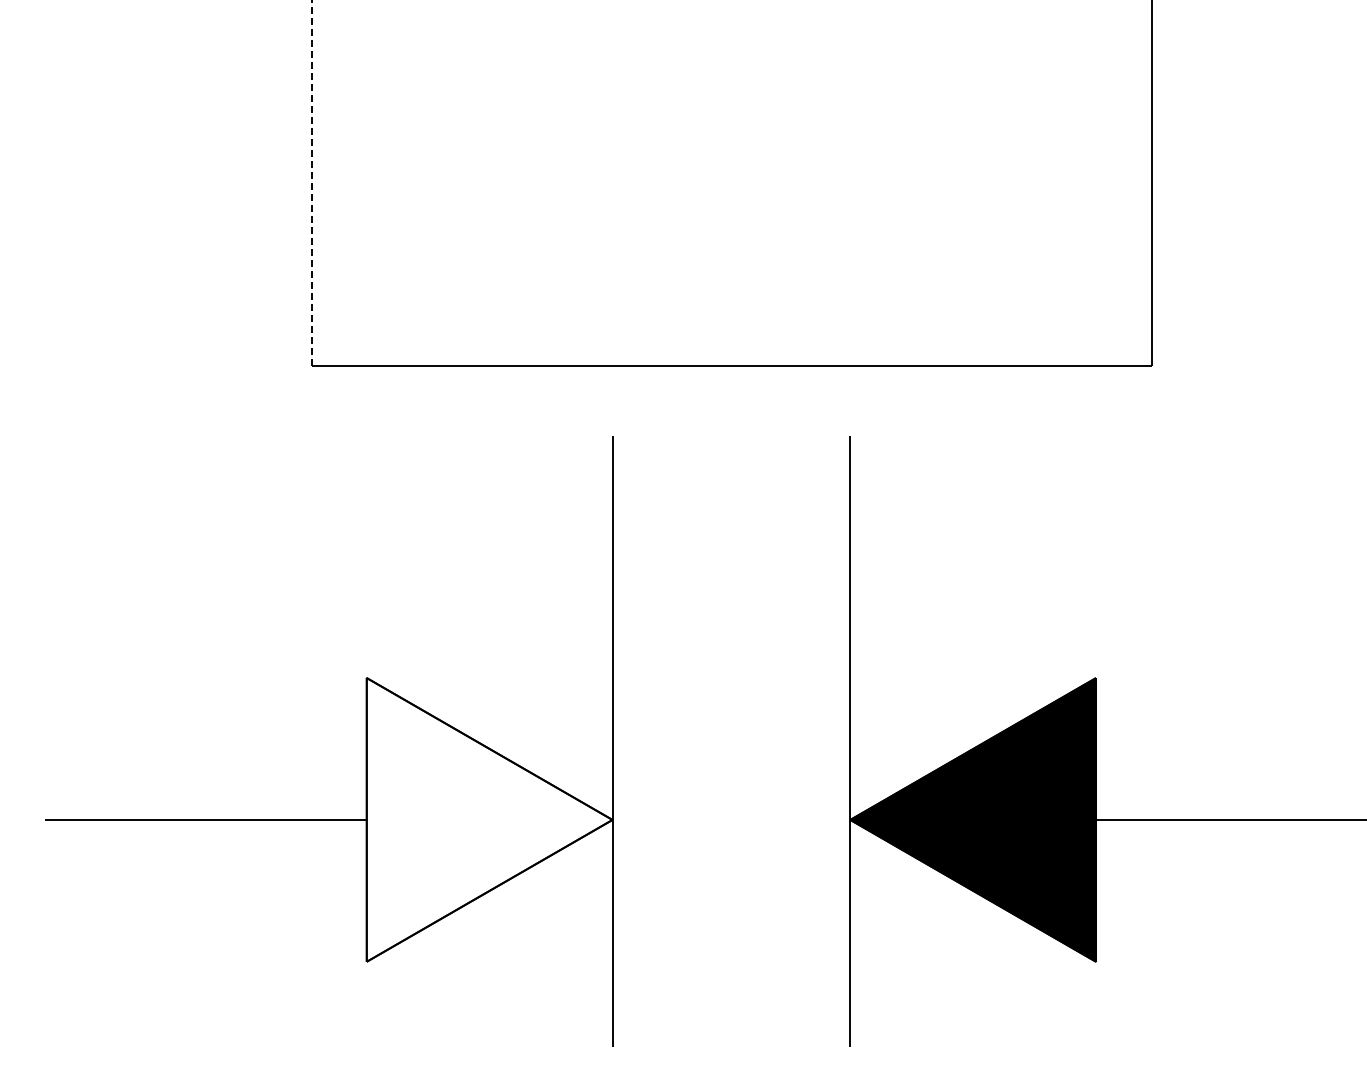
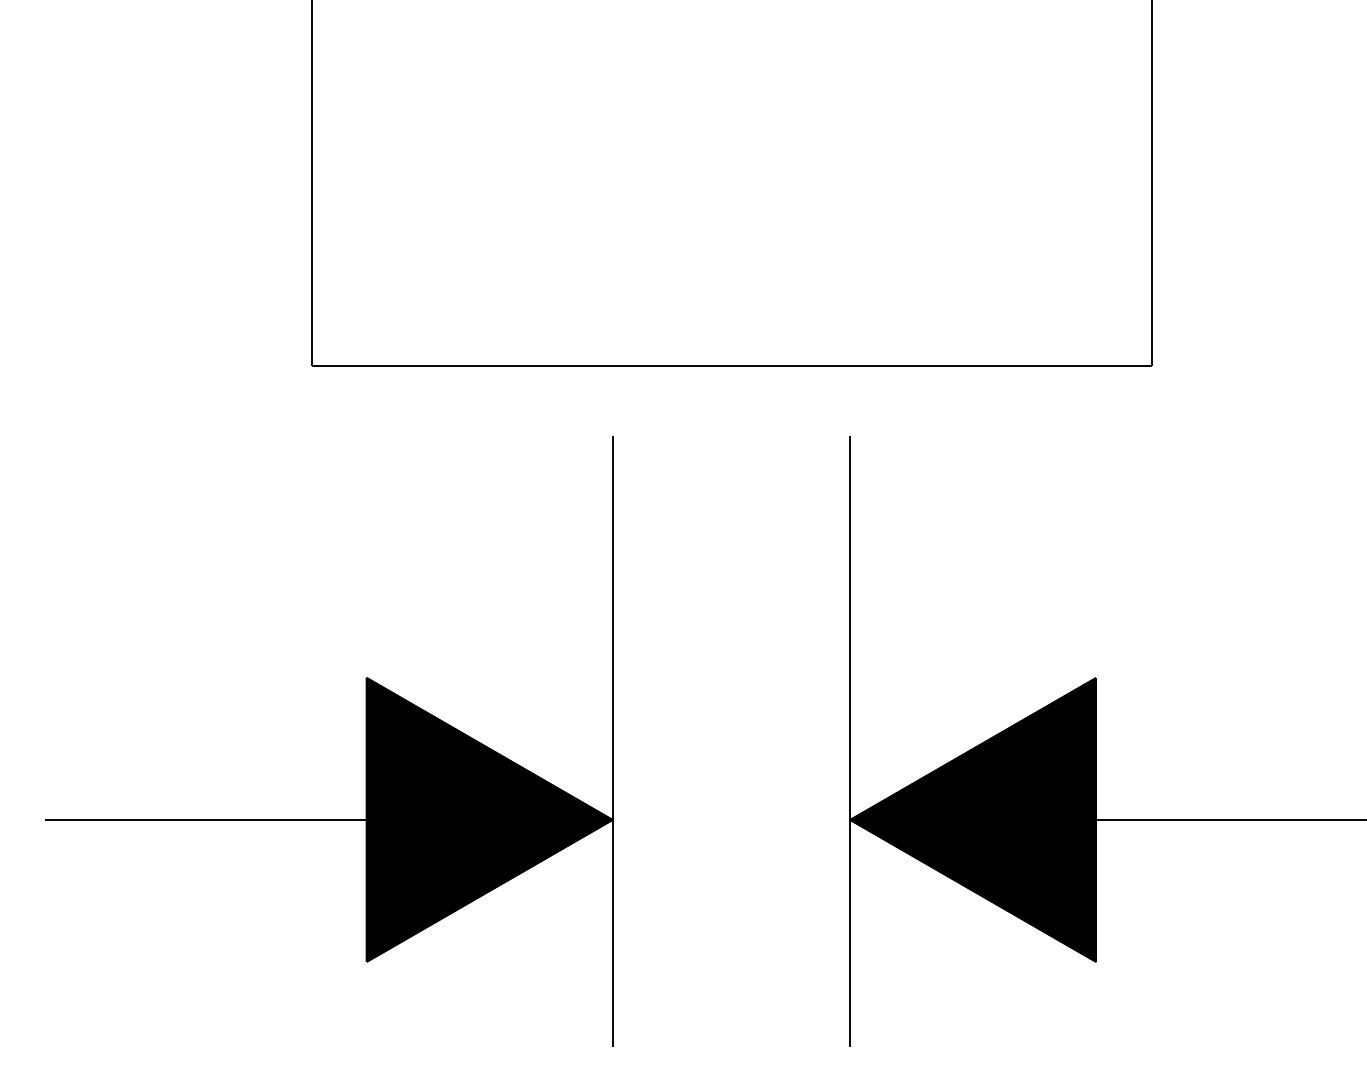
line: dashed -> solid (311, 183)
fill: none -> present (489, 819)
